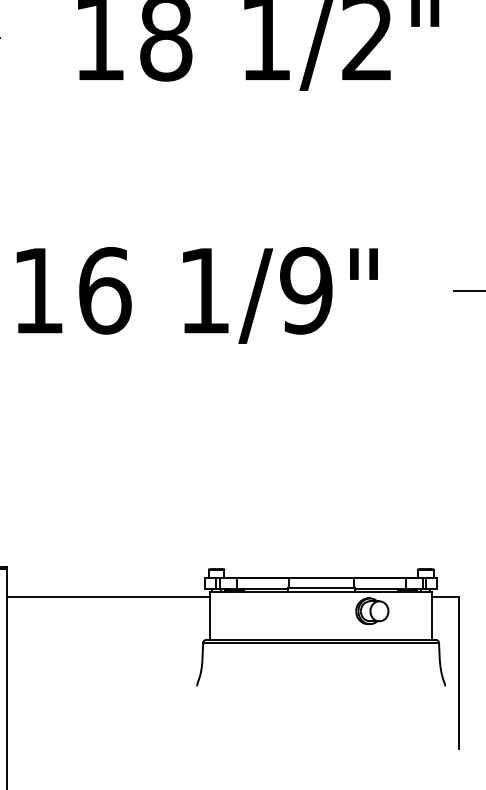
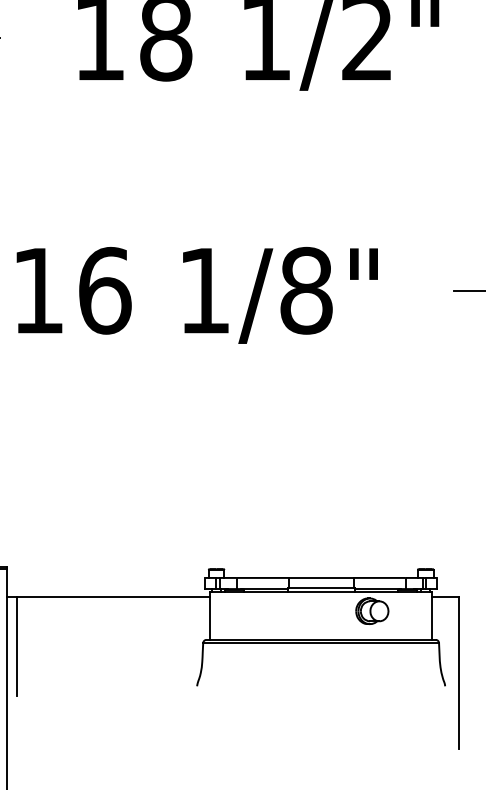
text: 1/9" -> 1/8" (306, 290)
line: none -> present (17, 645)
